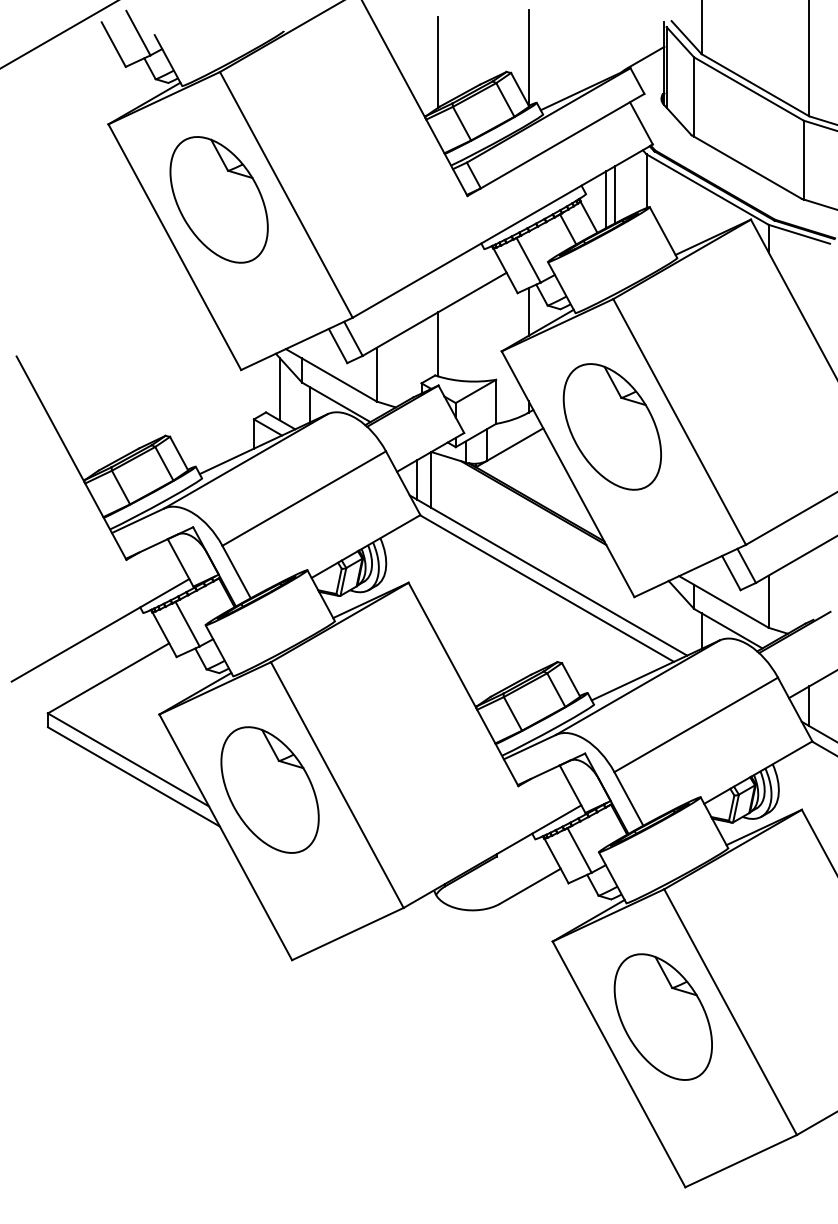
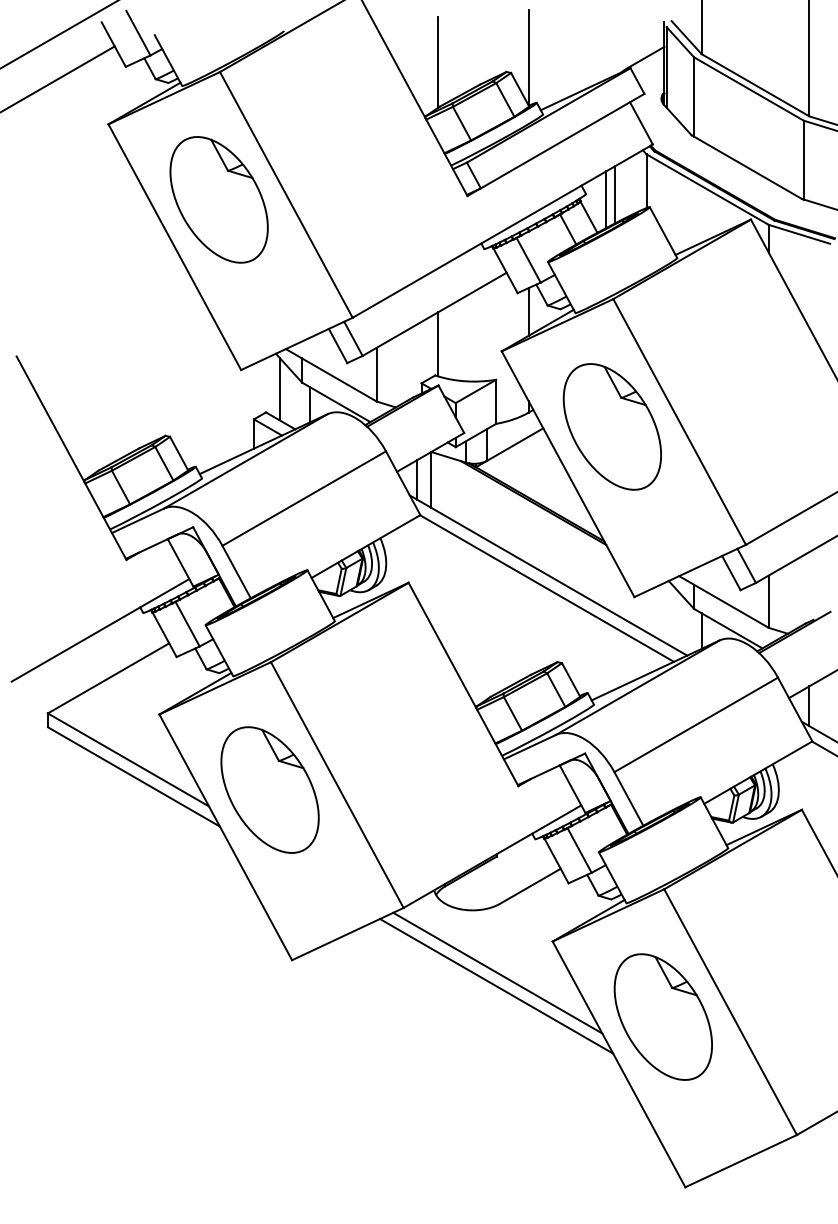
line: none -> present (58, 78)
line: none -> present (497, 972)
line: none -> present (496, 986)
